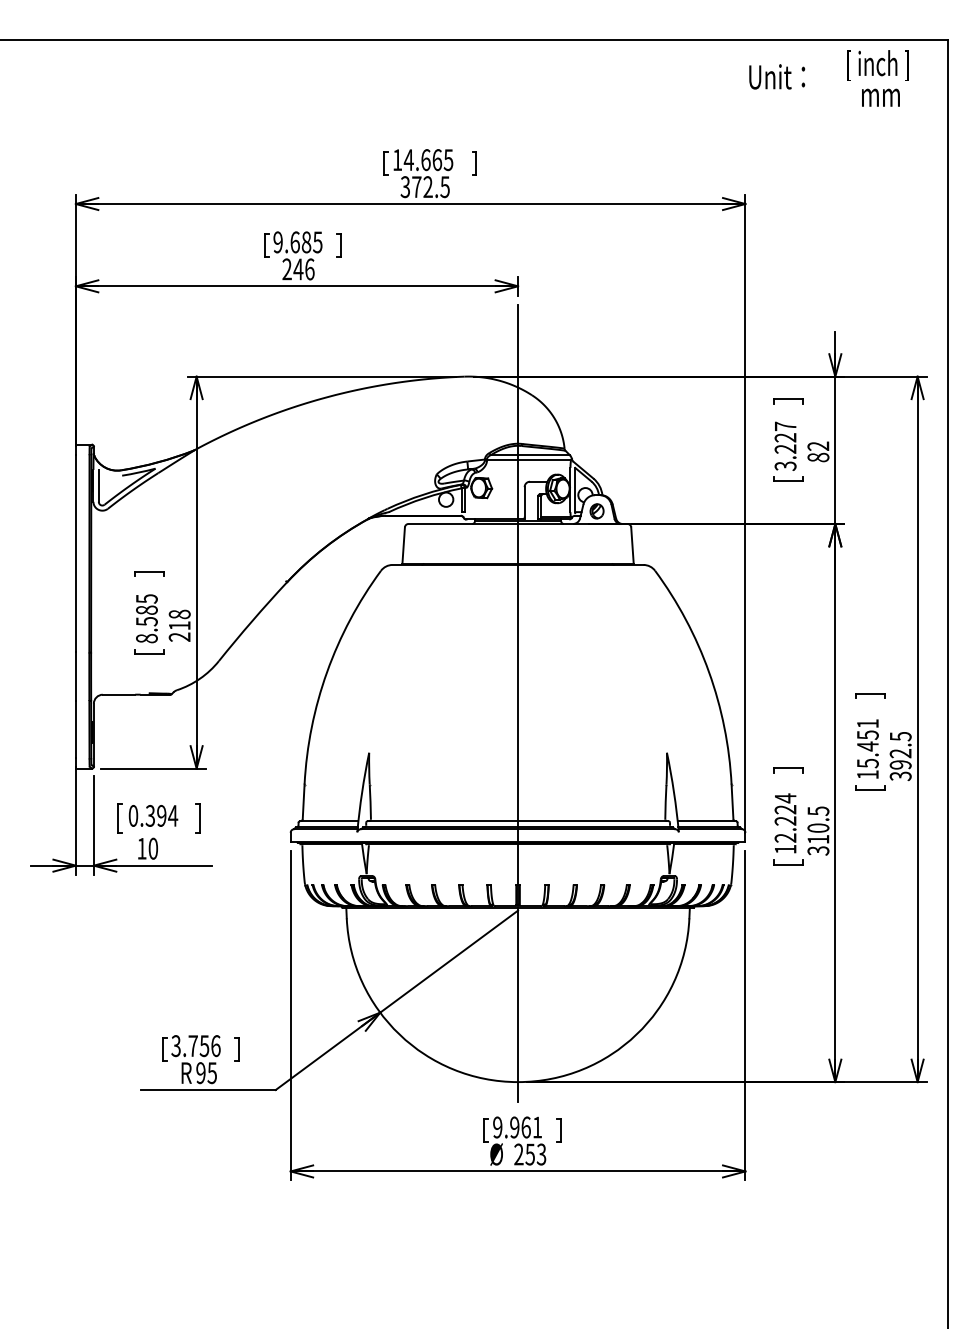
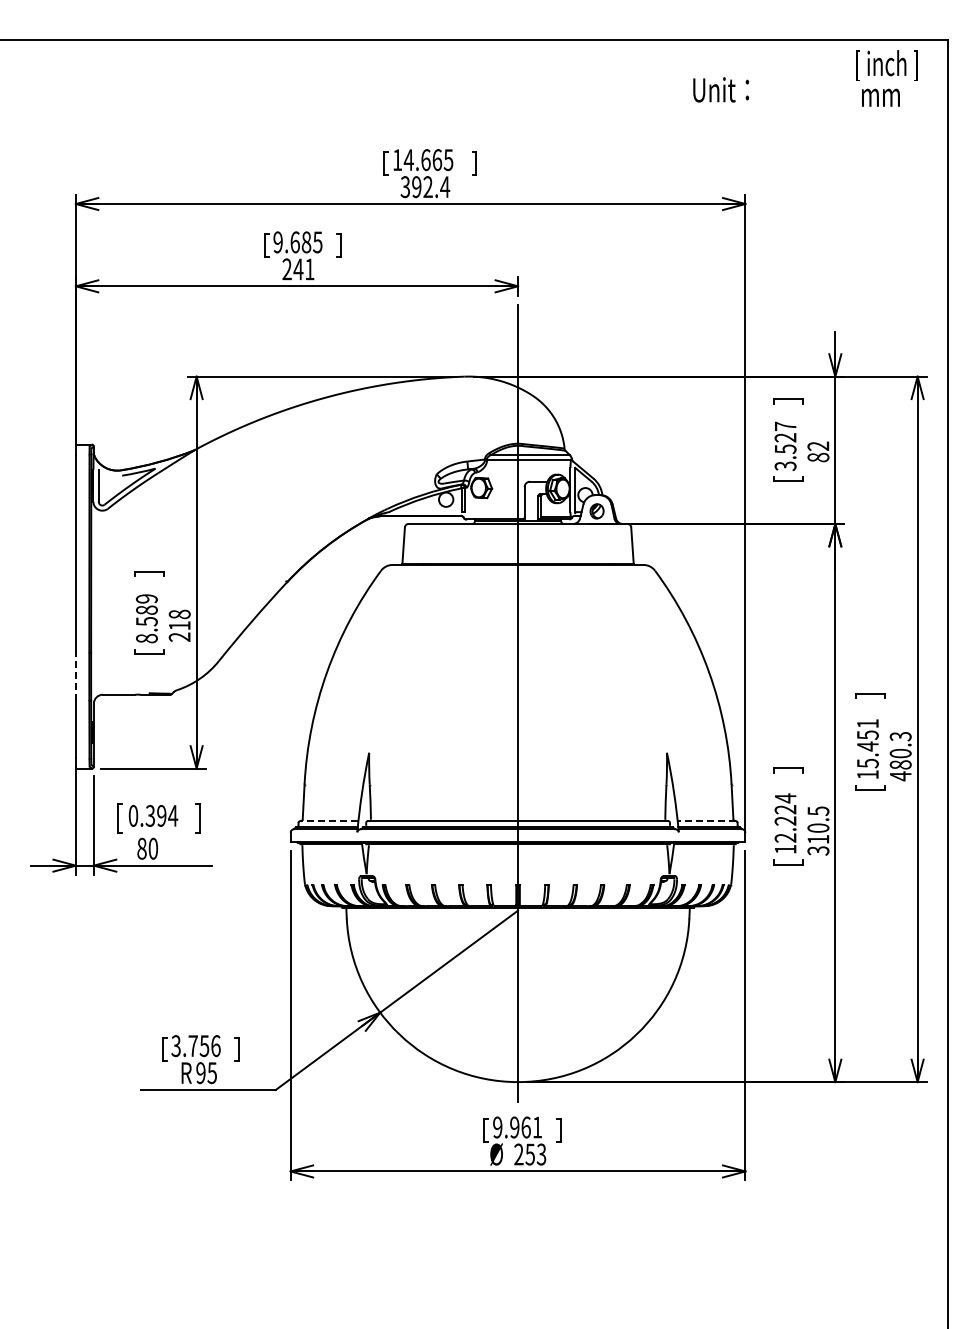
text position: (877, 65) -> (886, 65) (886, 65)
text position: (777, 76) -> (721, 89) (721, 89)
text: 372.5 -> 392.4 (431, 187)
text: 246 -> 241 (309, 269)
text: 3.227 -> 3.527 (785, 448)
text: 8.585 -> 8.589 (146, 598)
line: solid -> dashed (75, 676)
text: 392.5 -> 480.3 (900, 756)
line: solid -> dashed (328, 821)
line: solid -> dashed (706, 821)
text: 10 -> 80 (141, 848)
